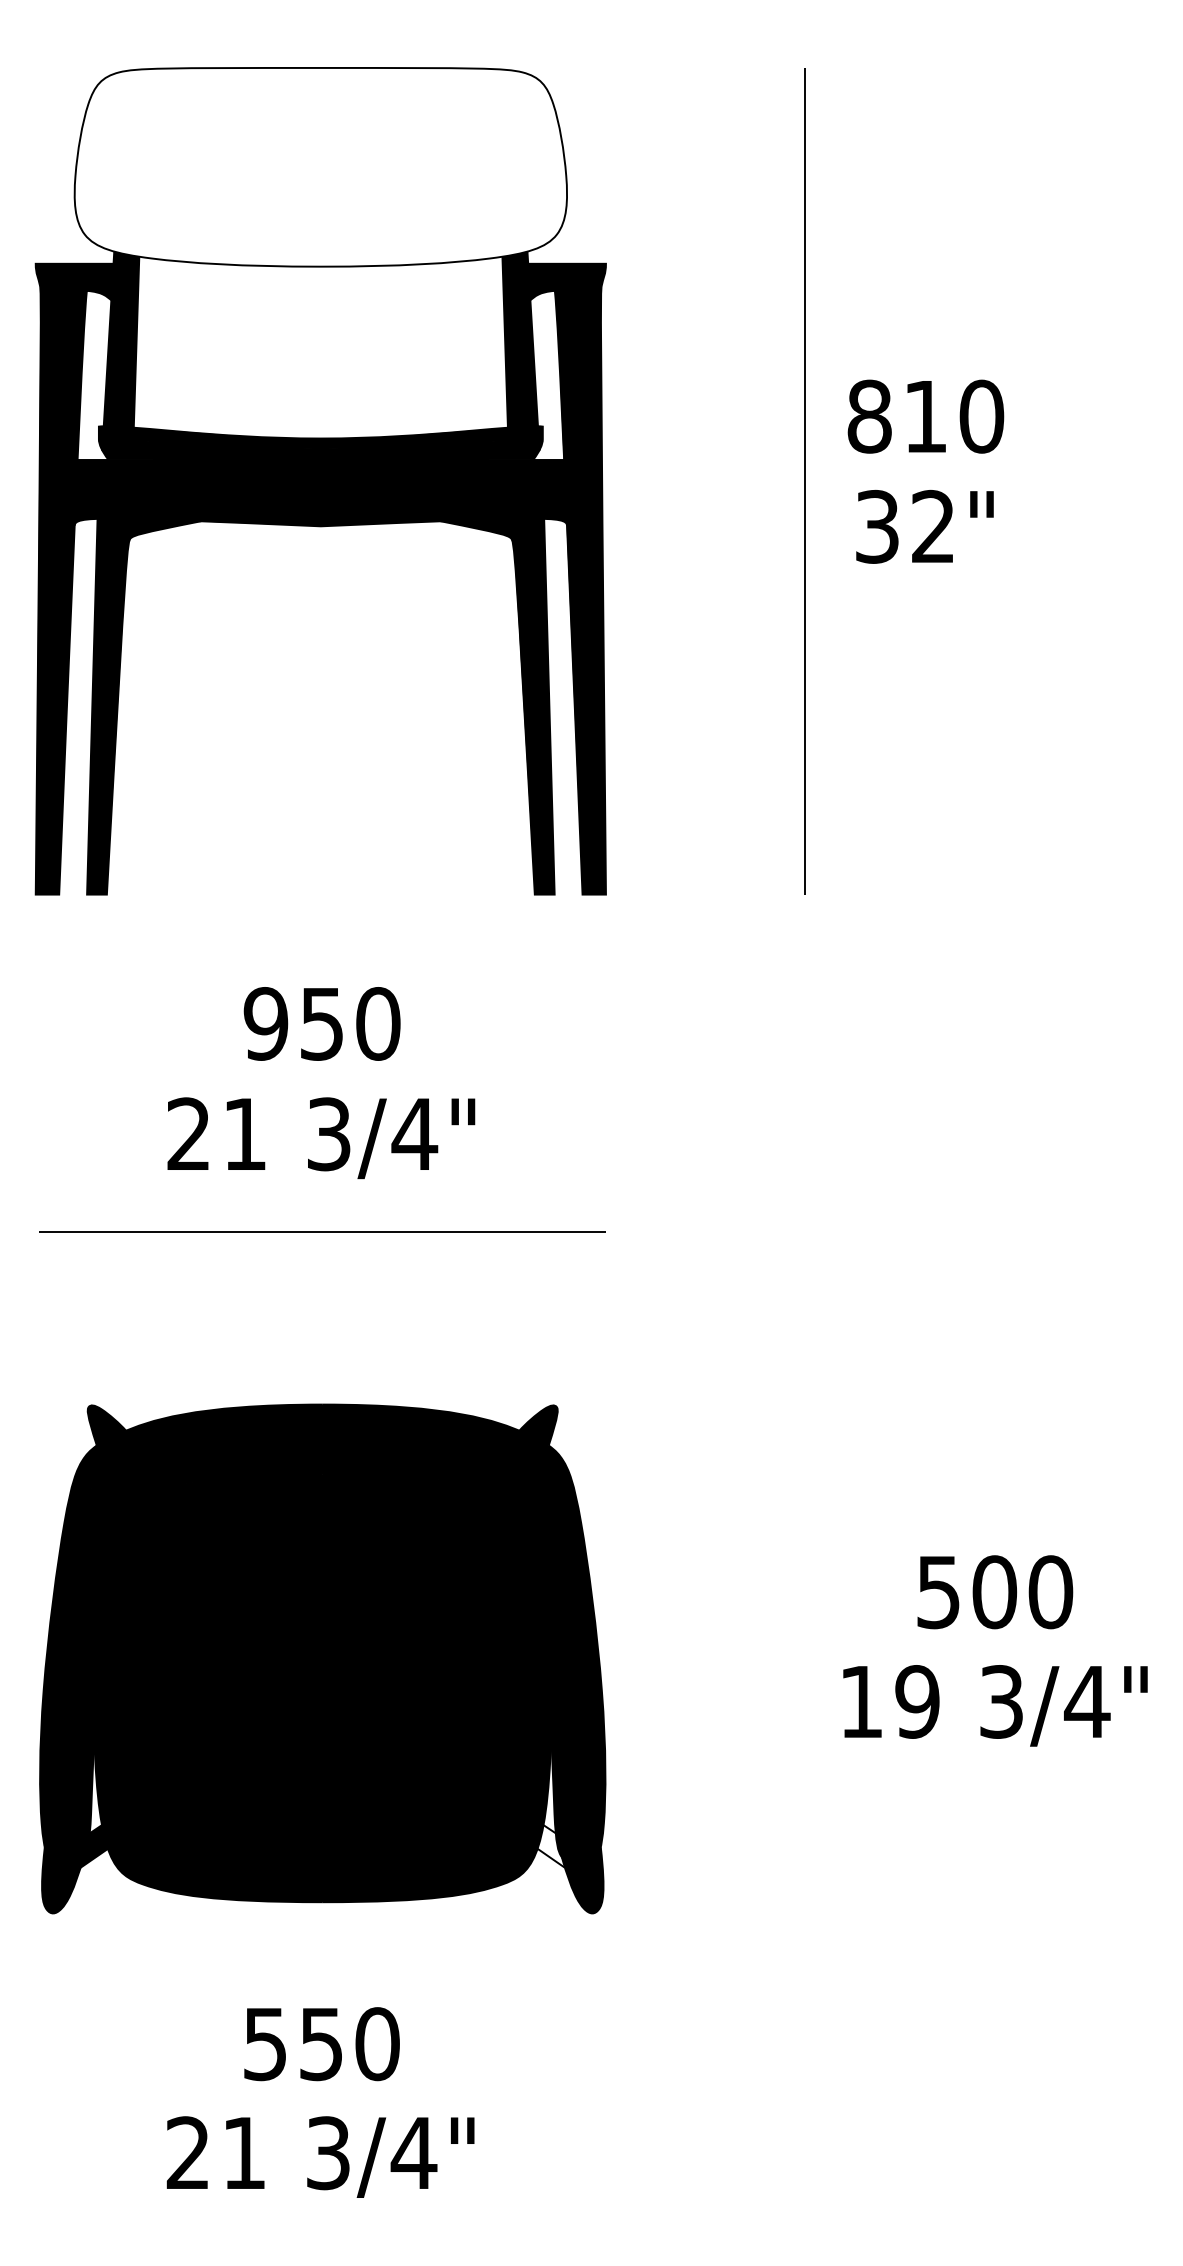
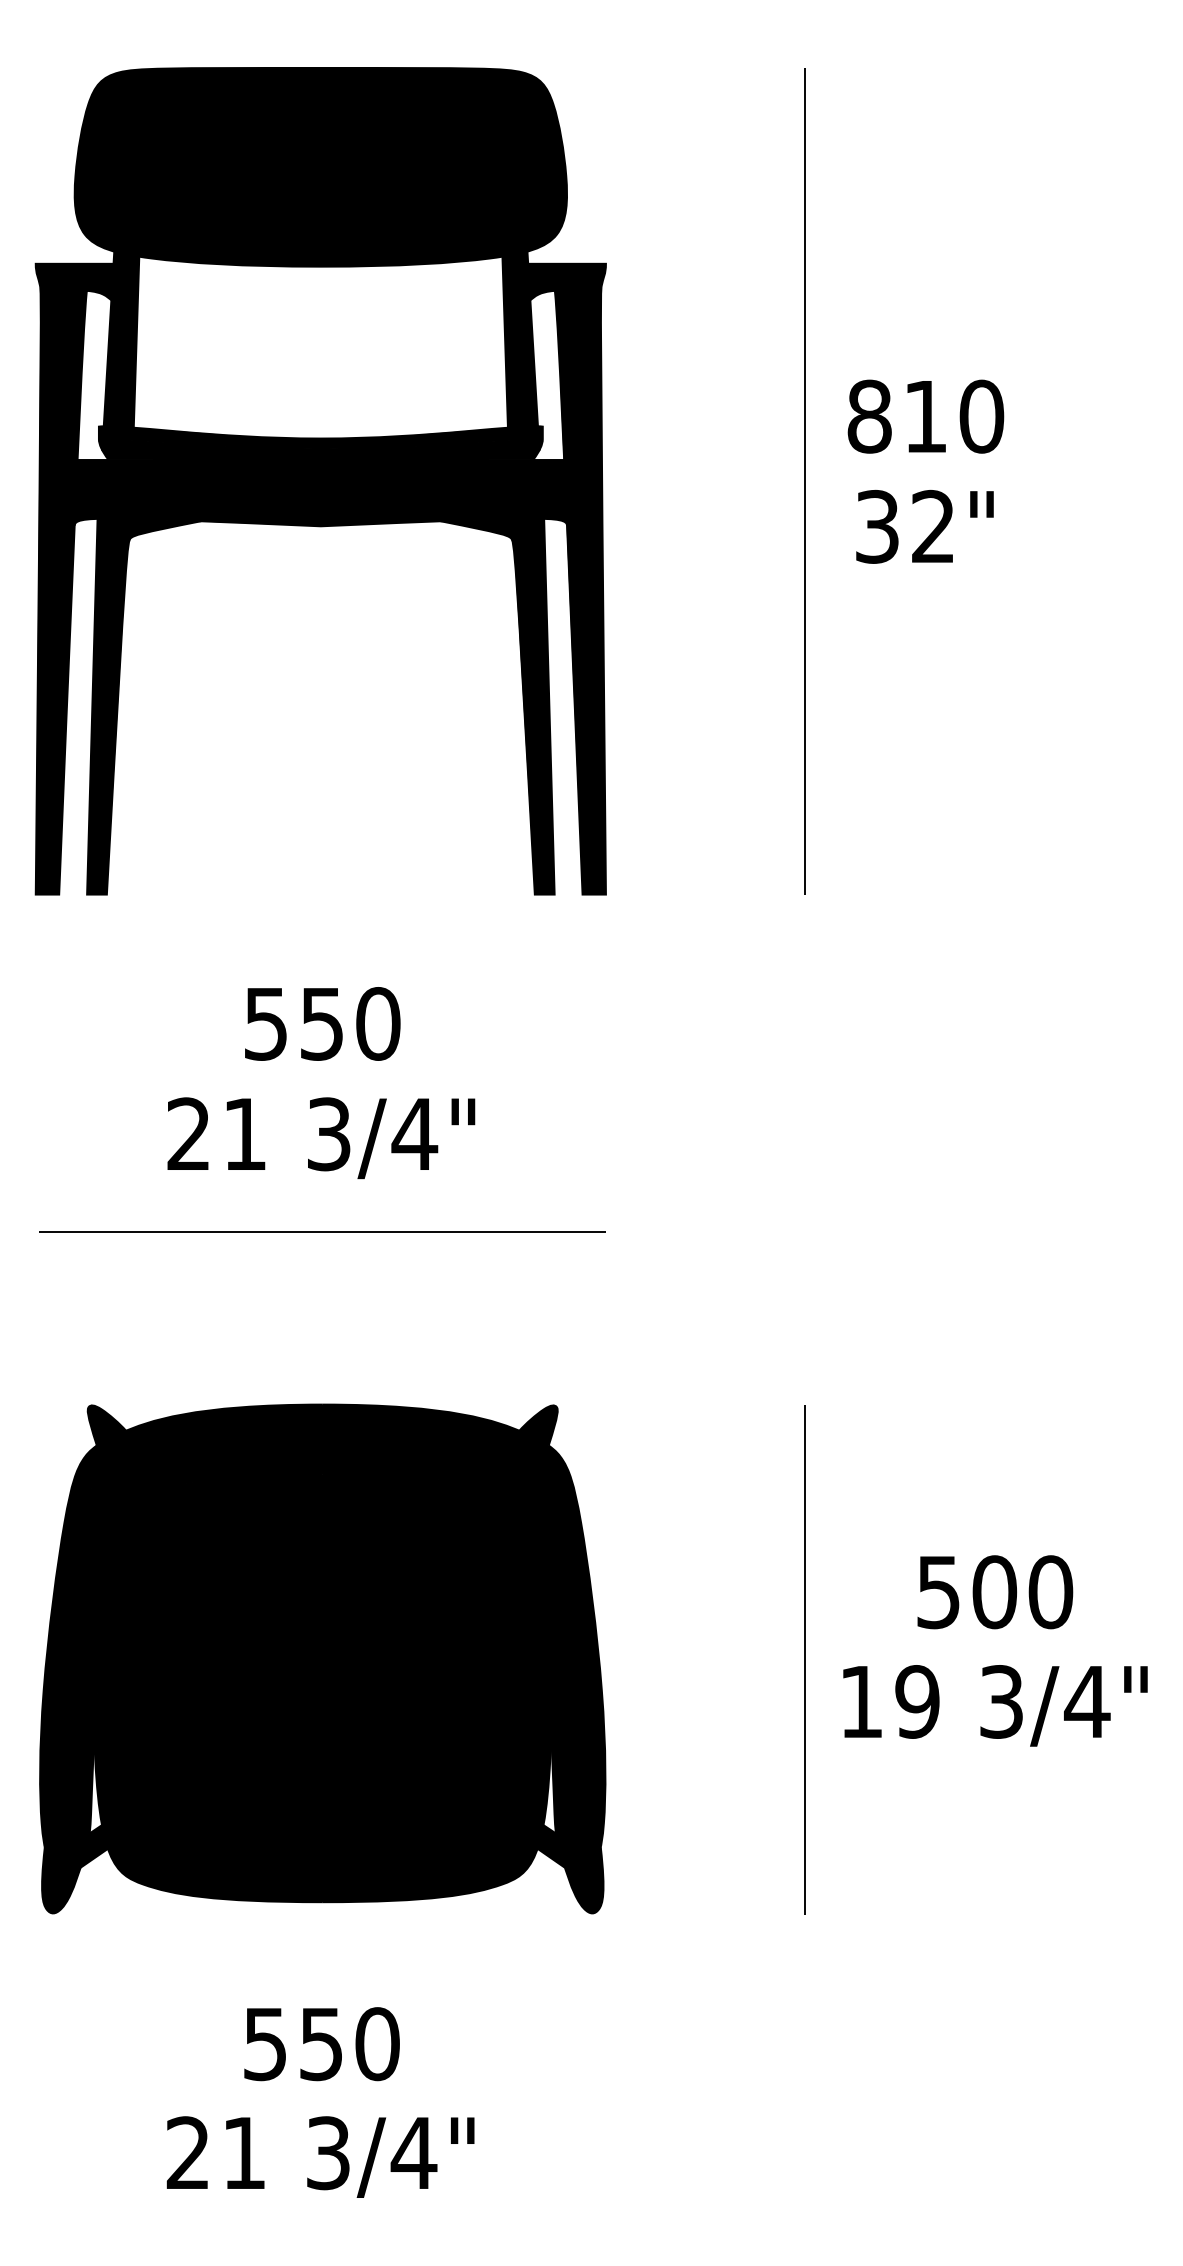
fill: none -> present (320, 166)
text: 950 -> 550 (265, 1023)
line: none -> present (804, 1659)
fill: none -> present (550, 1846)
